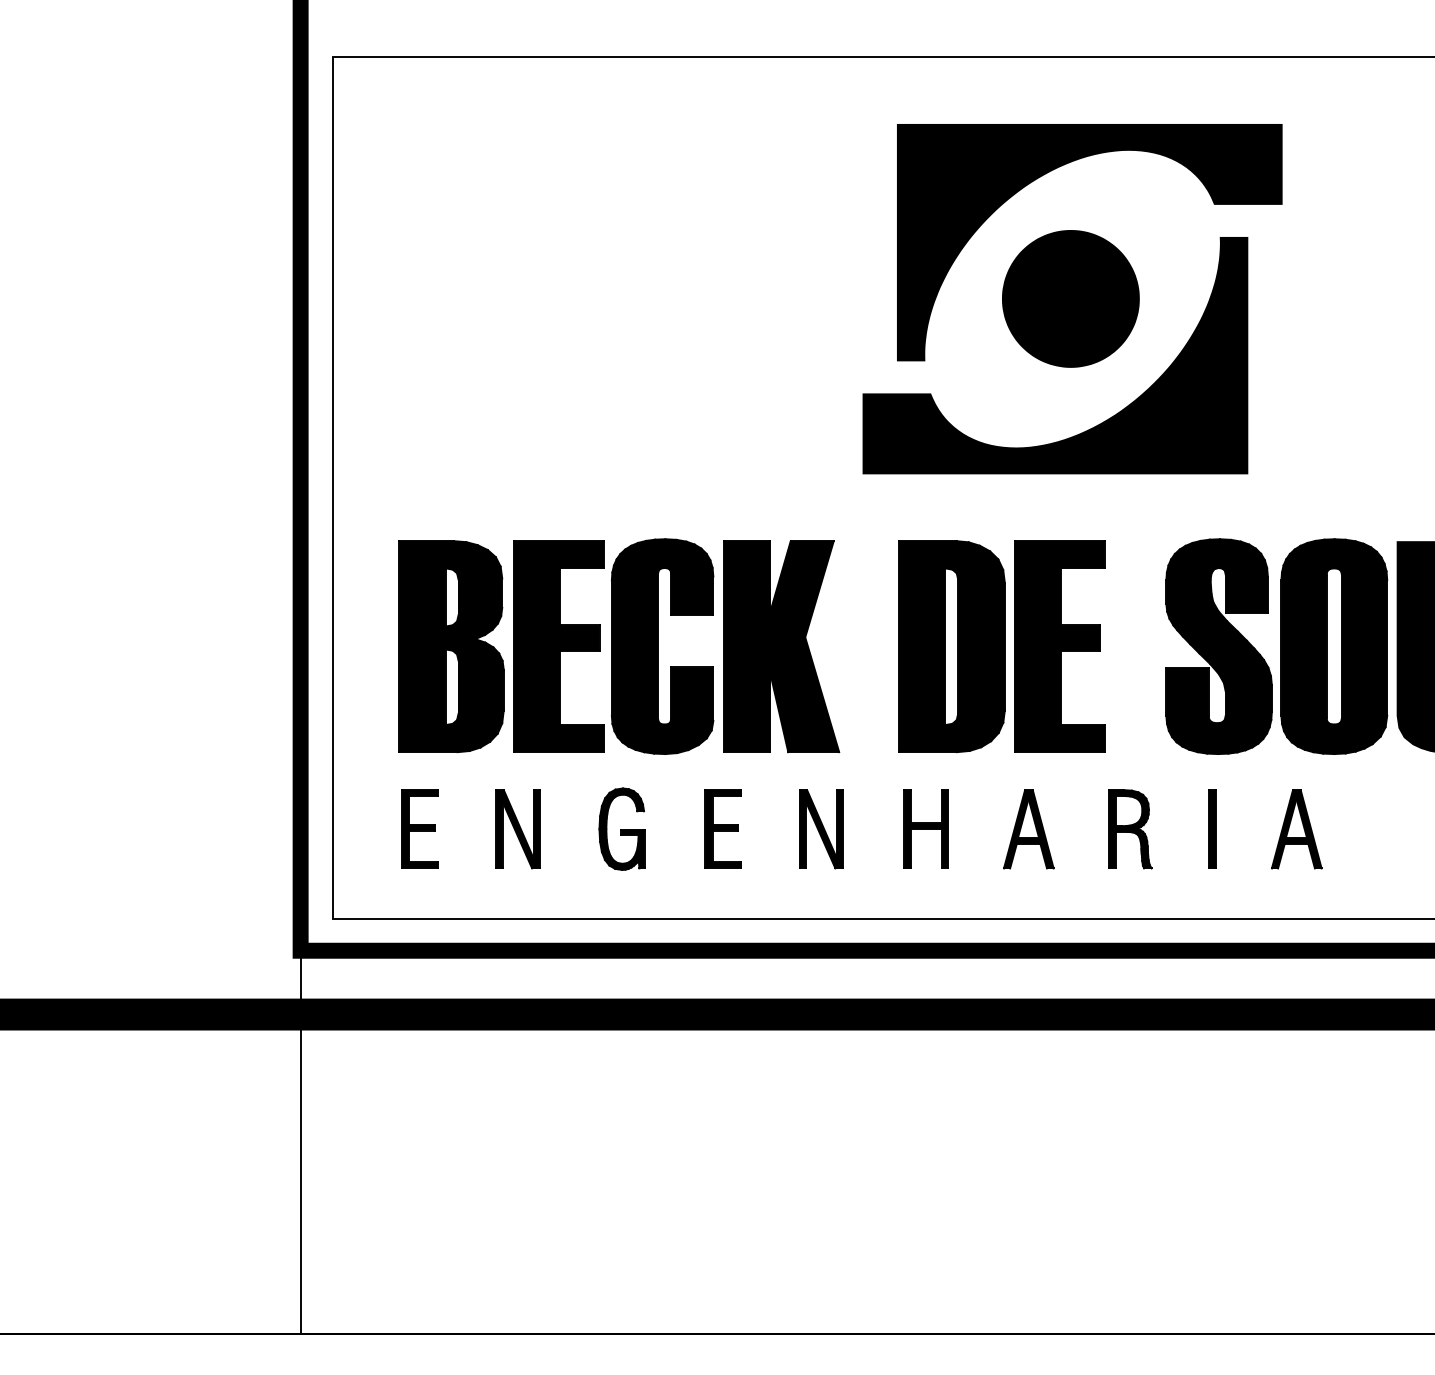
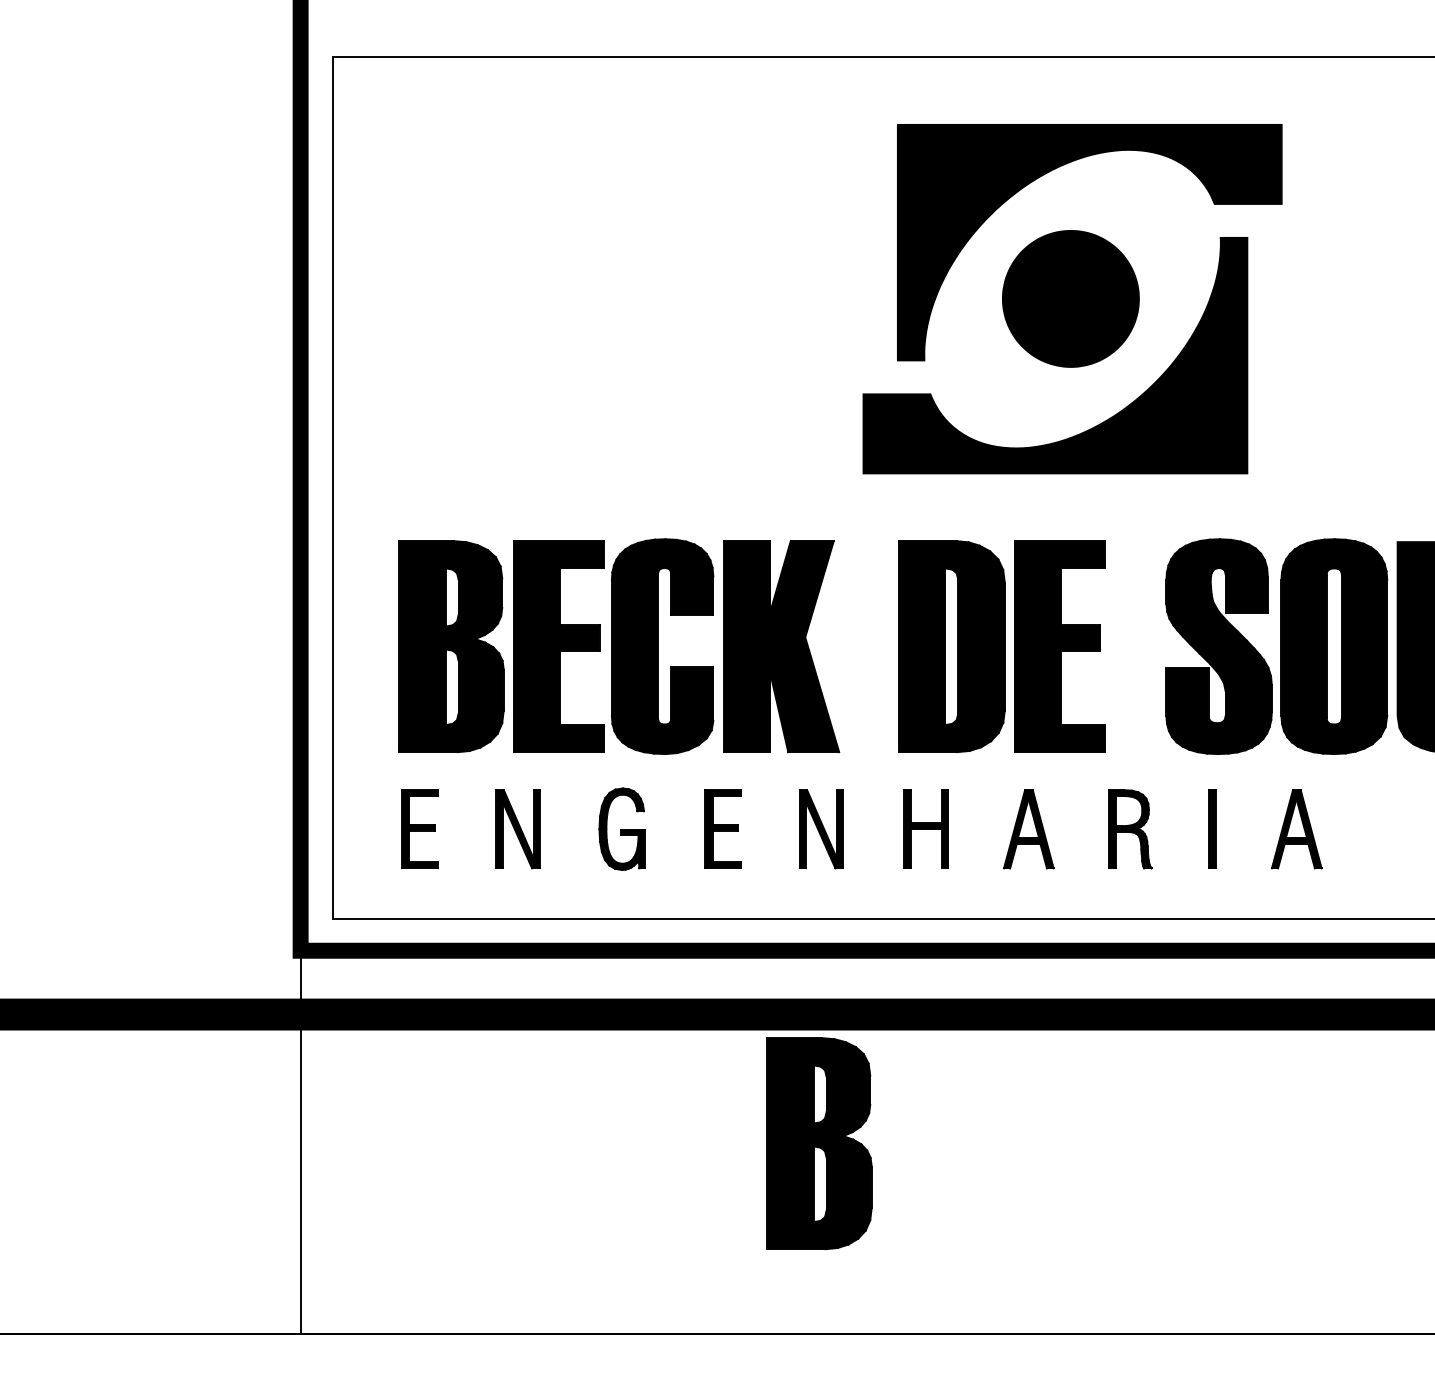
part: none -> present (819, 1143)
